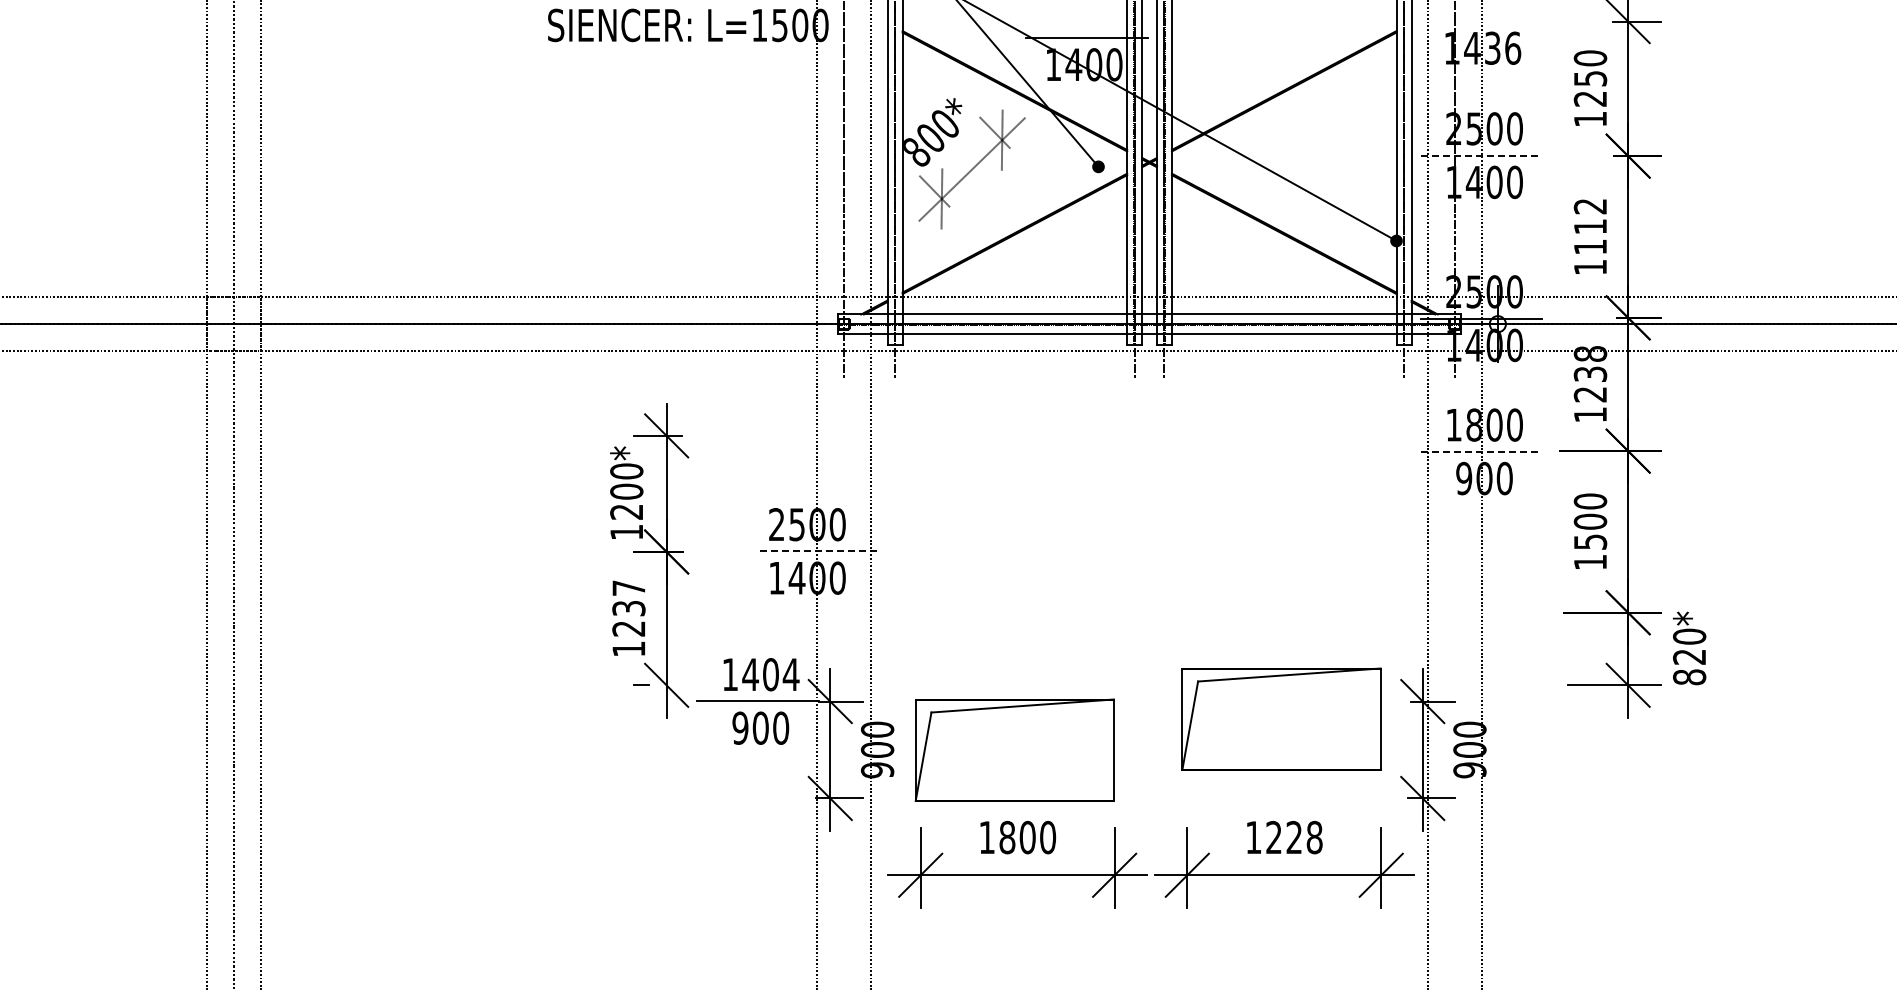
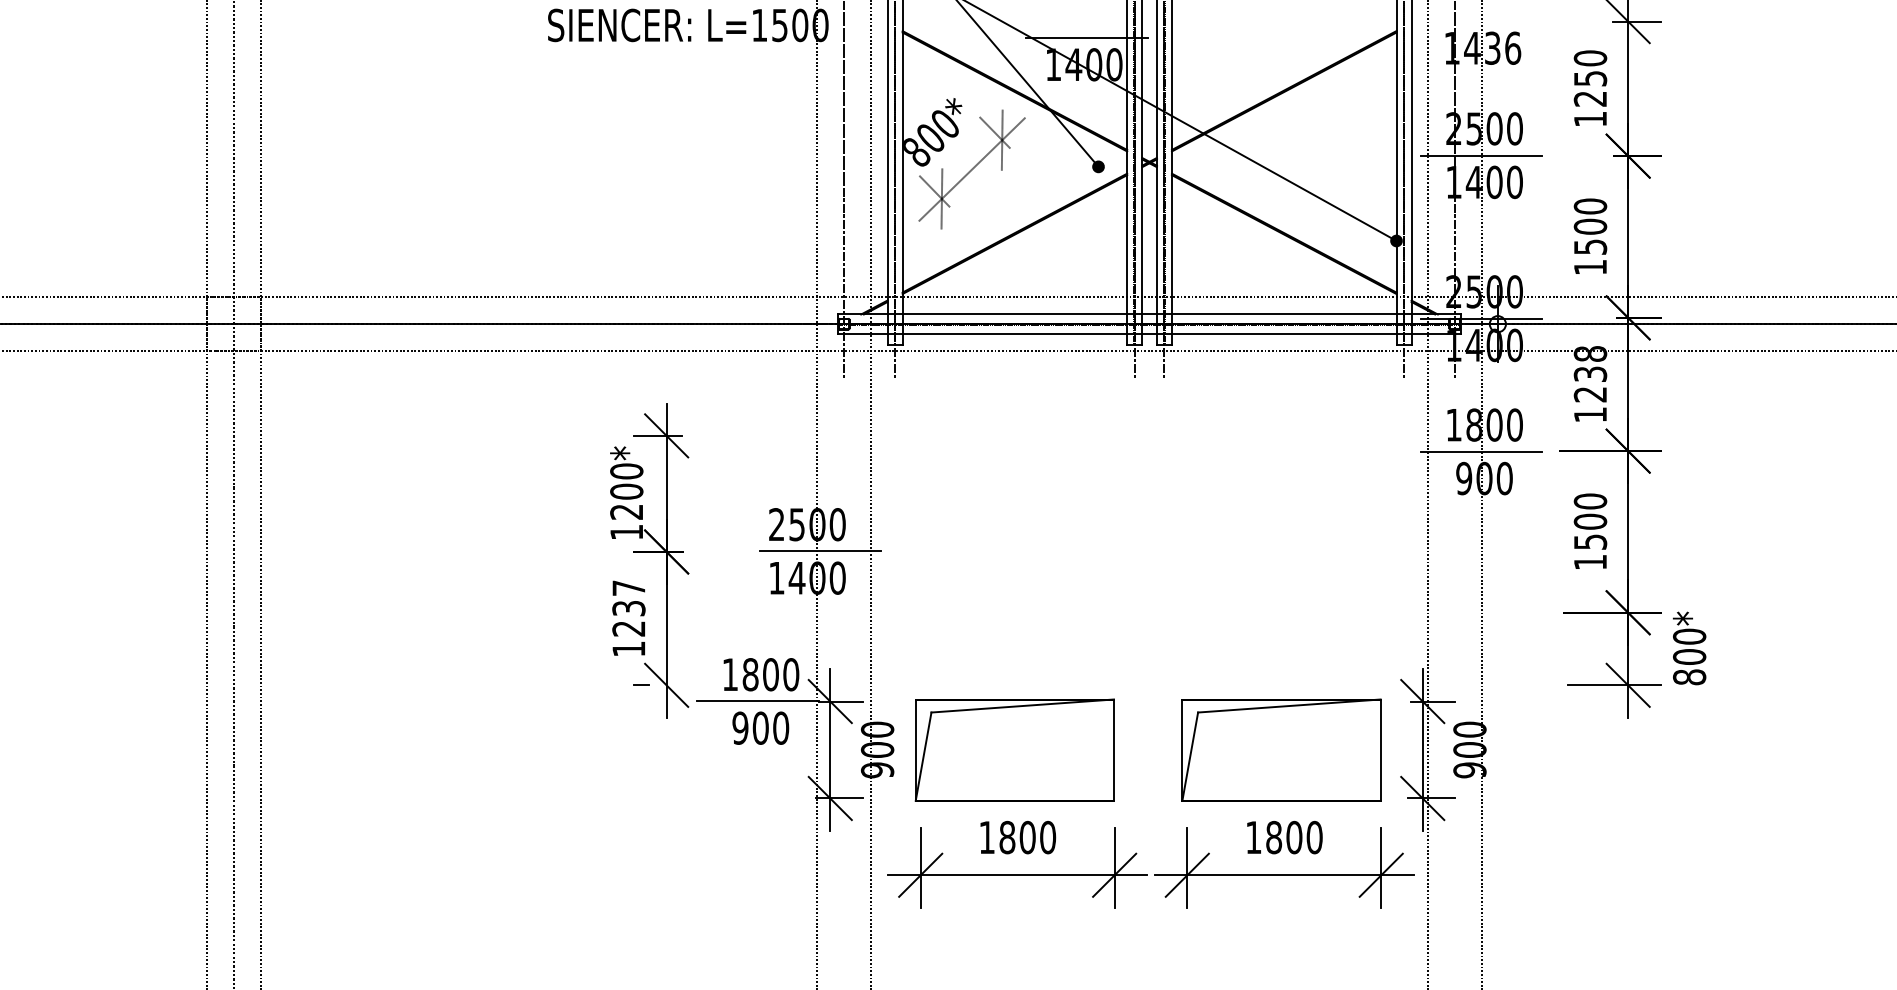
line: dashed -> solid (1481, 155)
text: 1112 -> 1500 (1590, 226)
line: dashed -> solid (1481, 451)
line: dashed -> solid (820, 551)
text: 820* -> 800* (1689, 656)
text: 1404 -> 1800 (770, 674)
part position: (1281, 718) -> (1281, 749) (1281, 749)
text: 1228 -> 1800 (1294, 837)
